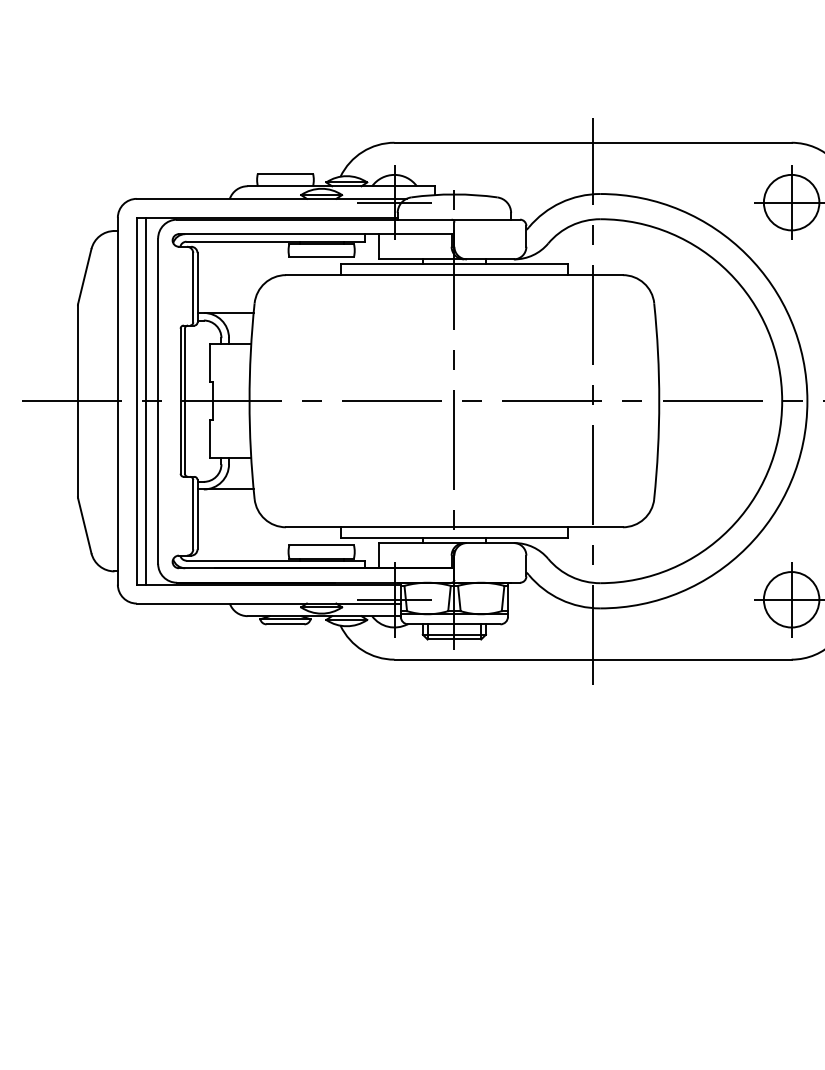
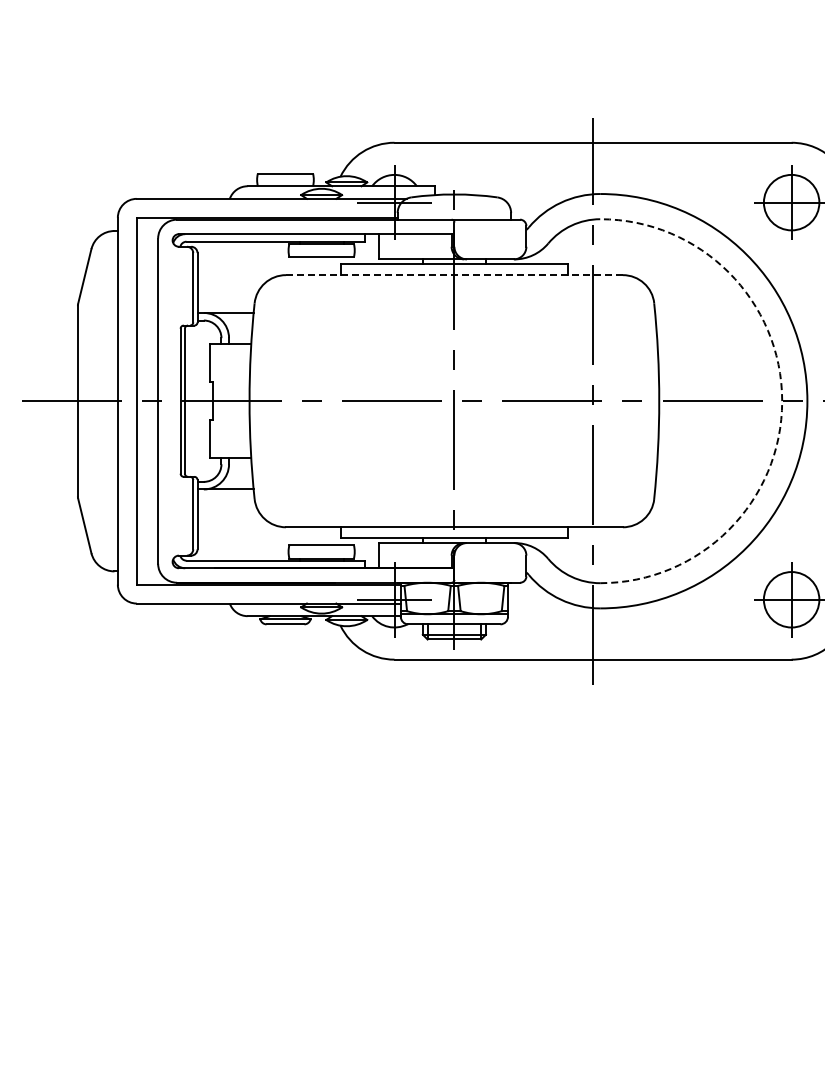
line: solid -> dashed (454, 275)
line: present -> none (145, 400)
arc: solid -> dashed (782, 401)
